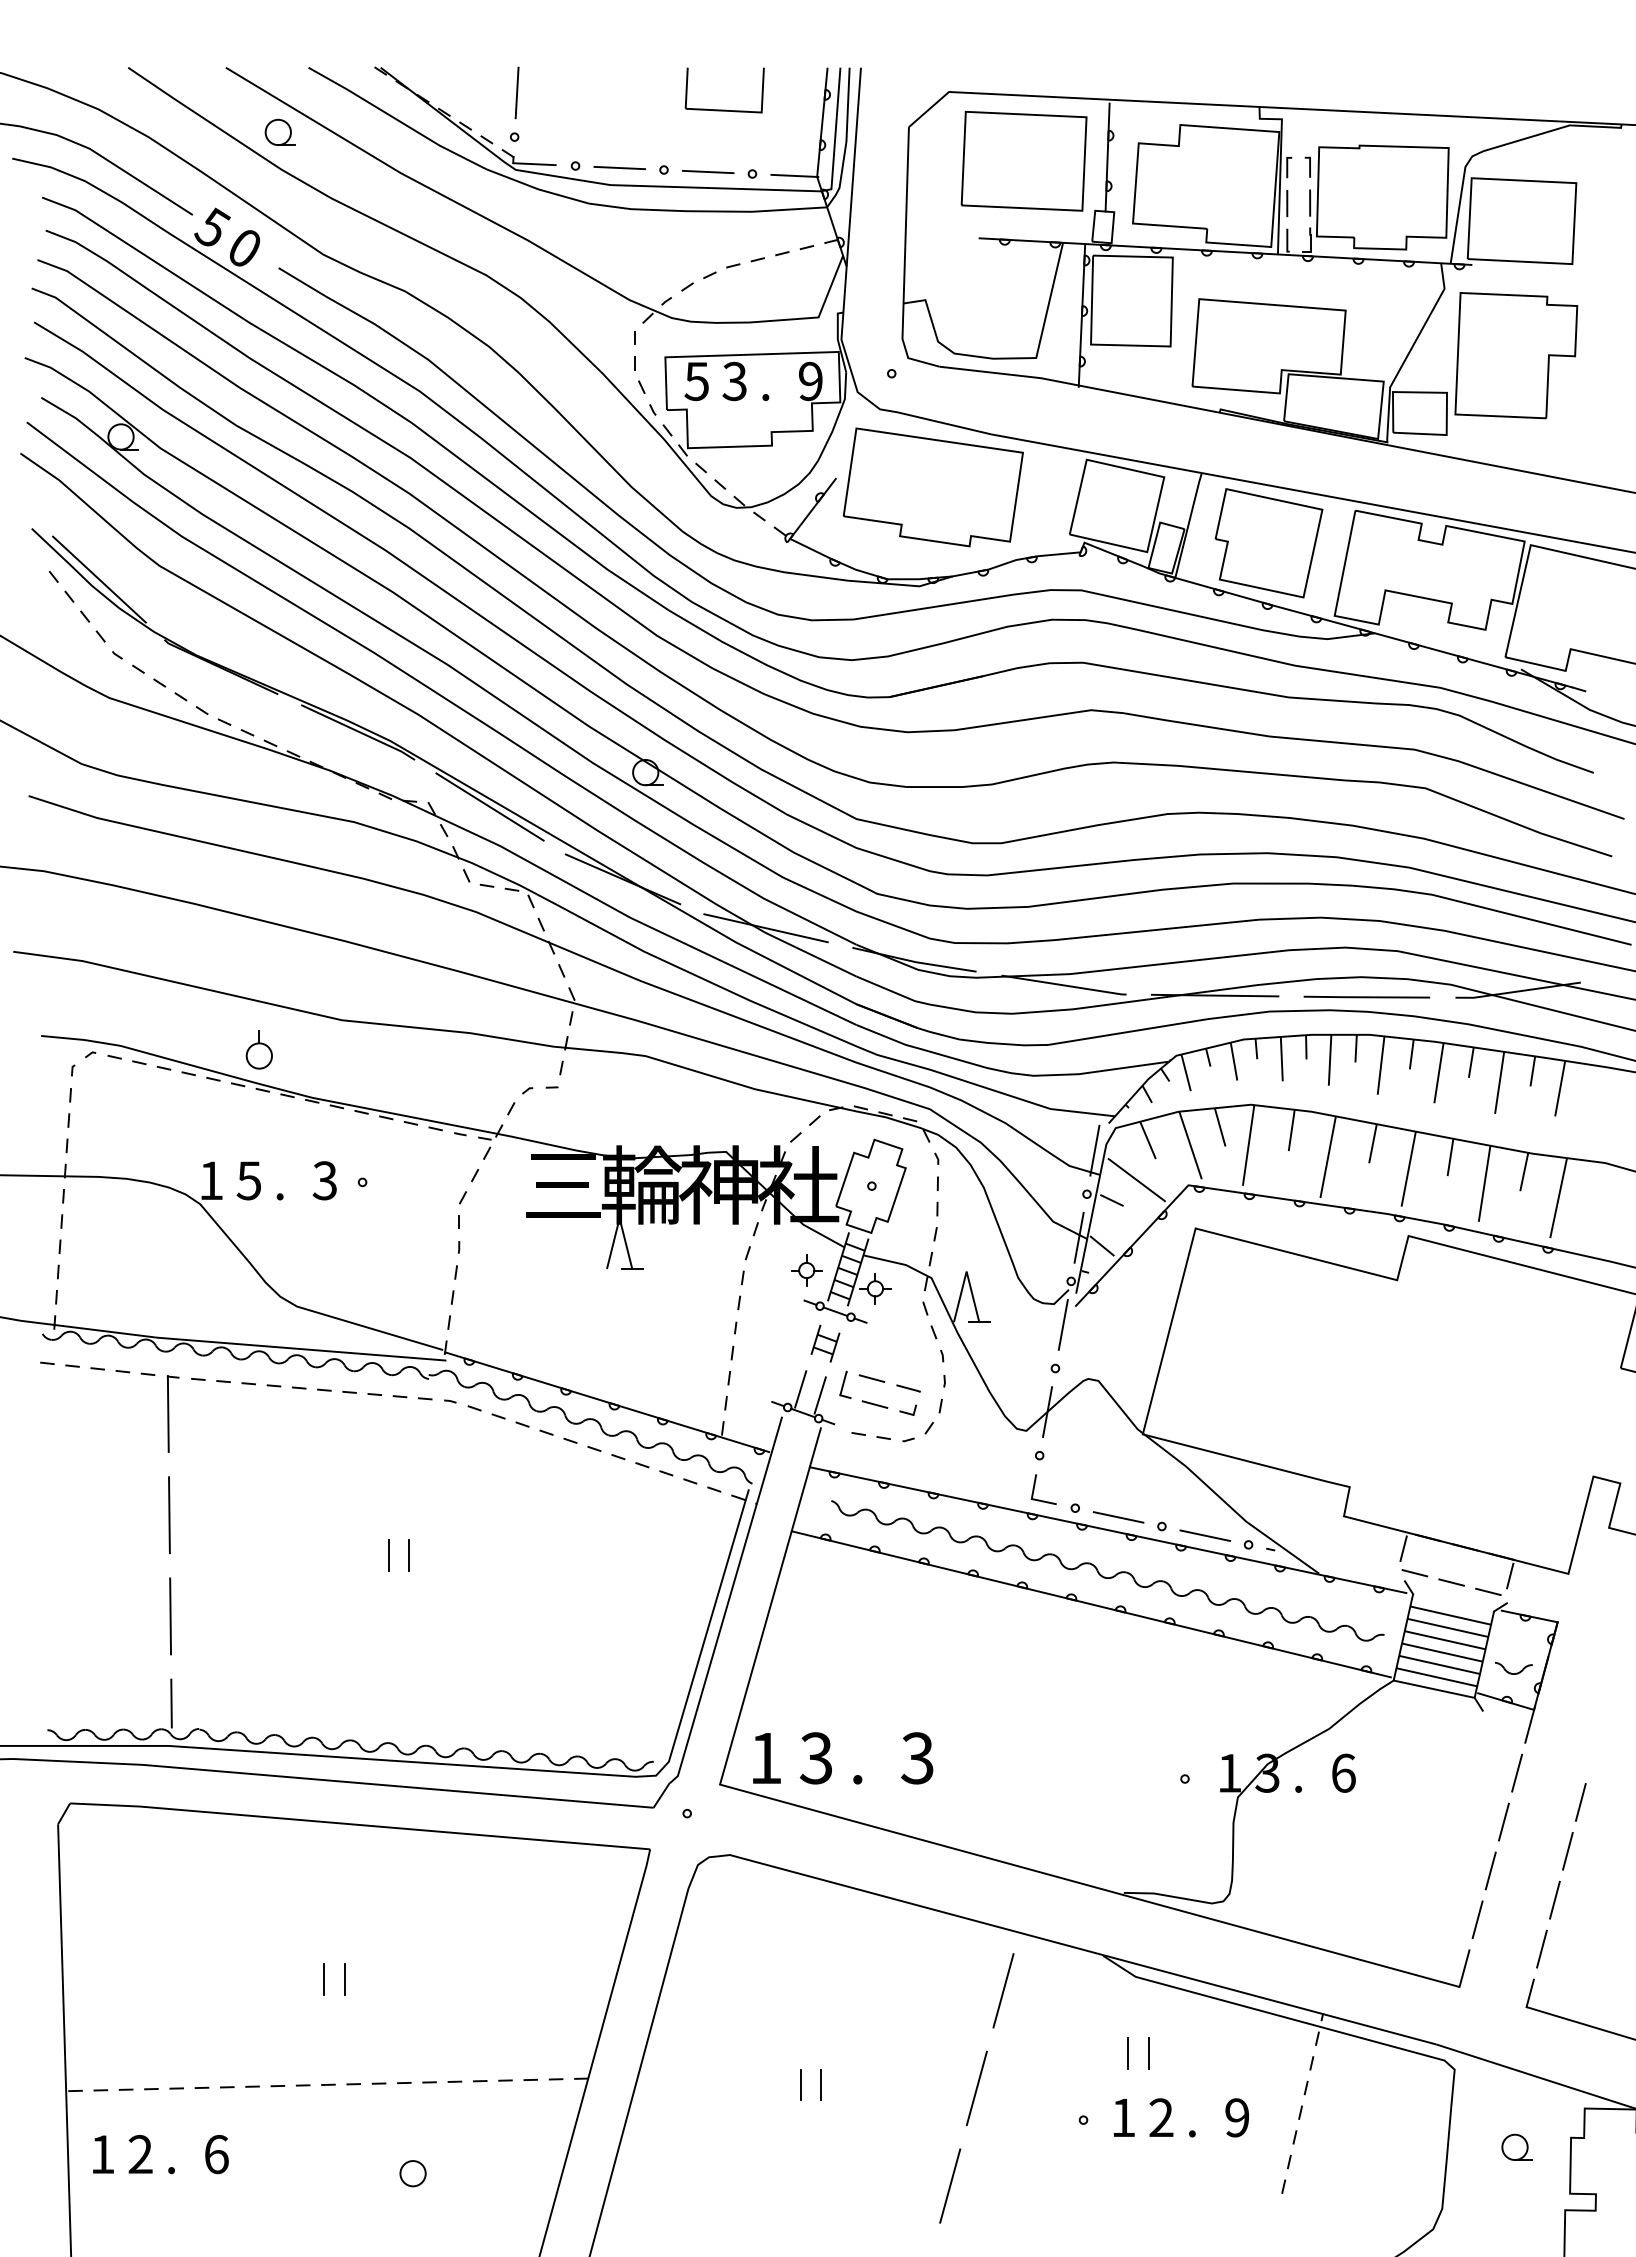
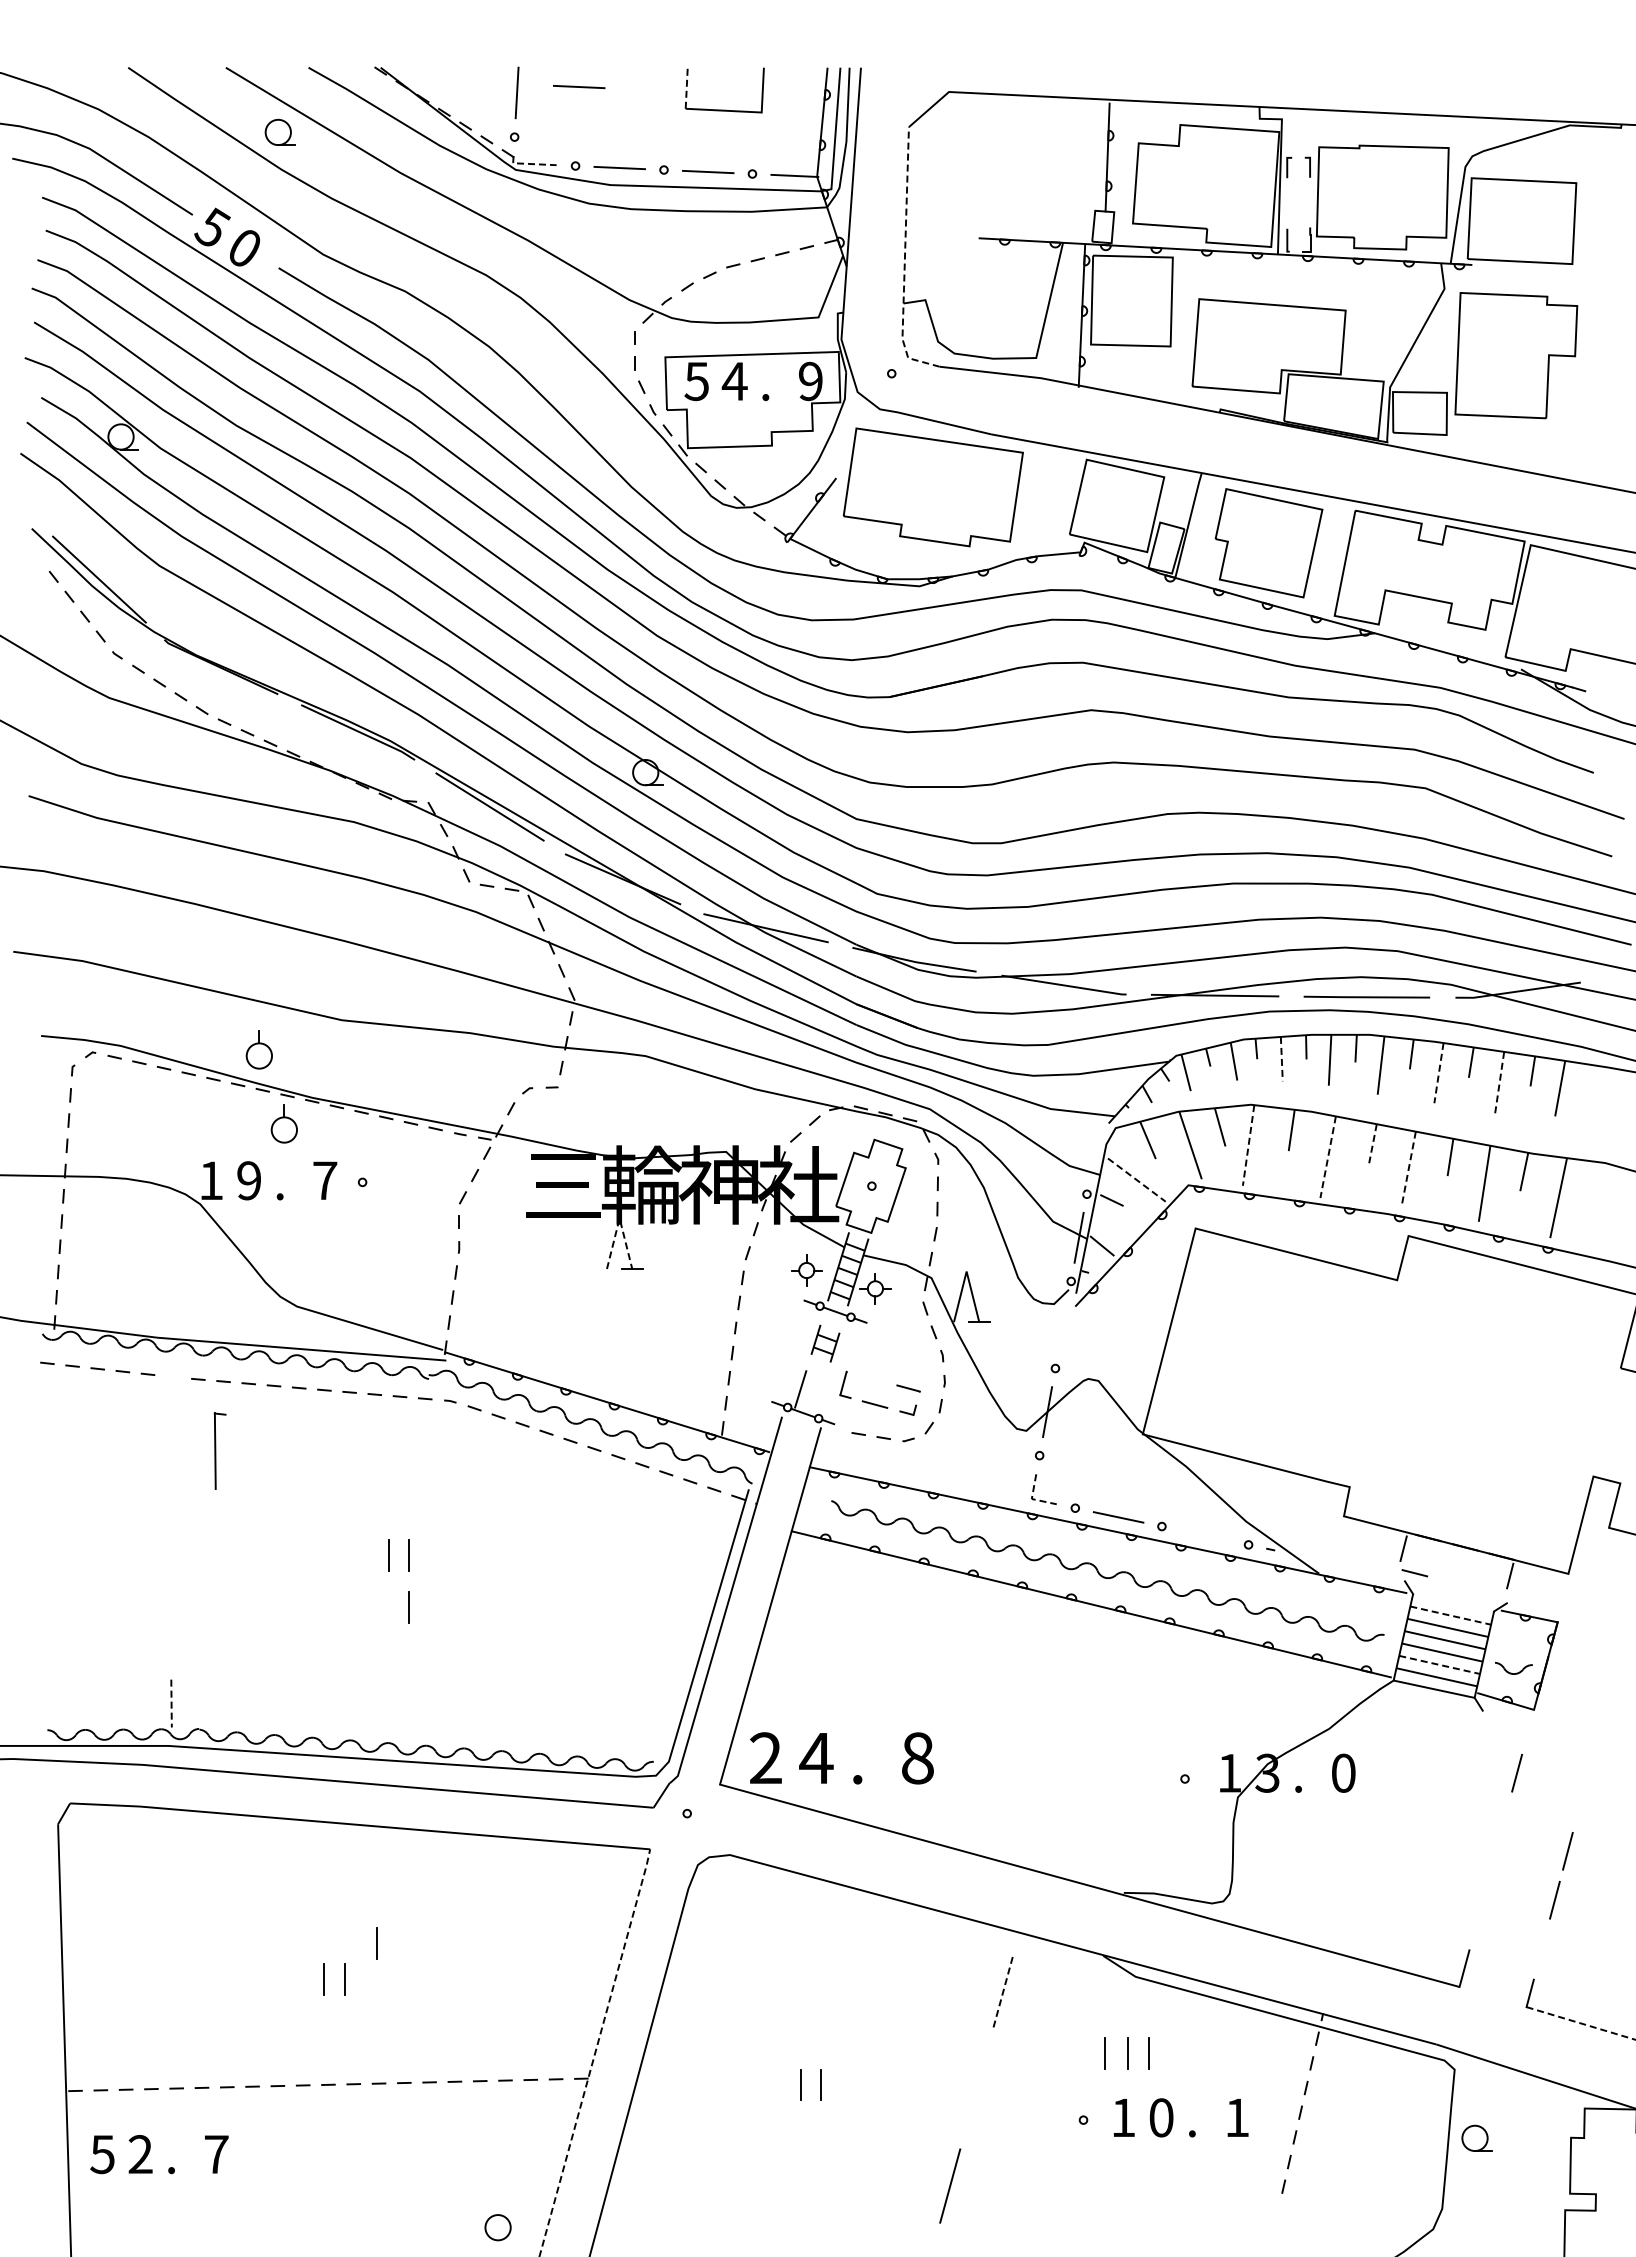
line: none -> present (579, 87)
line: solid -> dashed (686, 88)
part: present -> none (1023, 160)
line: solid -> dashed (530, 164)
line: present -> none (1310, 202)
line: present -> none (1287, 203)
line: solid -> dashed (904, 260)
text: 3 -> 4 (734, 381)
line: solid -> dashed (1281, 1059)
line: solid -> dashed (1438, 1073)
line: solid -> dashed (1499, 1083)
part: none -> present (283, 1123)
line: solid -> dashed (1372, 1143)
line: solid -> dashed (1248, 1145)
line: present -> none (1094, 1150)
line: solid -> dashed (1328, 1157)
line: solid -> dashed (1408, 1169)
text: 5 -> 9 (248, 1180)
text: 3 -> 7 (324, 1180)
line: solid -> dashed (1137, 1180)
line: solid -> dashed (619, 1218)
line: present -> none (1062, 1324)
line: present -> none (871, 1378)
line: present -> none (819, 1395)
part position: (172, 1413) -> (219, 1450) (219, 1450)
line: solid -> dashed (1031, 1499)
line: present -> none (169, 1515)
line: present -> none (1205, 1535)
line: present -> none (1451, 1582)
line: present -> none (1488, 1591)
line: none -> present (408, 1607)
line: solid -> dashed (1451, 1615)
line: present -> none (170, 1616)
line: solid -> dashed (1440, 1665)
line: solid -> dashed (171, 1703)
line: present -> none (1530, 1724)
text: 1 -> 2 (765, 1757)
text: 3 -> 4 (816, 1758)
text: 3 -> 8 (917, 1758)
text: 6 -> 0 (1343, 1772)
line: present -> none (1580, 1802)
line: present -> none (1503, 1821)
line: present -> none (1490, 1870)
line: present -> none (1477, 1919)
line: none -> present (376, 1943)
line: present -> none (1541, 1948)
line: solid -> dashed (1003, 1990)
line: solid -> dashed (1581, 2023)
line: solid -> dashed (595, 2051)
line: none -> present (1104, 2053)
line: present -> none (976, 2088)
text: 2 -> 0 (1161, 2117)
text: 9 -> 1 (1237, 2117)
part position: (1516, 2146) -> (1476, 2137) (1476, 2137)
text: 1 -> 5 (102, 2154)
text: 6 -> 7 (216, 2154)
circle position: (412, 2173) -> (497, 2227) (497, 2227)
